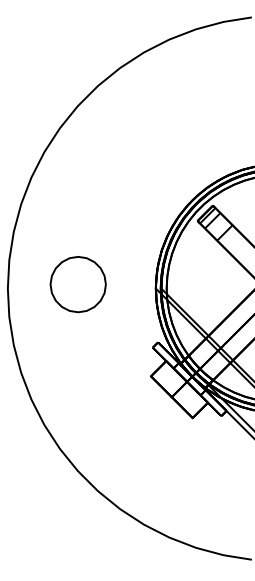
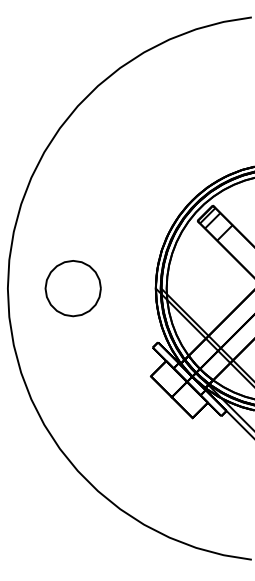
part position: (77, 284) -> (72, 288) (72, 288)
